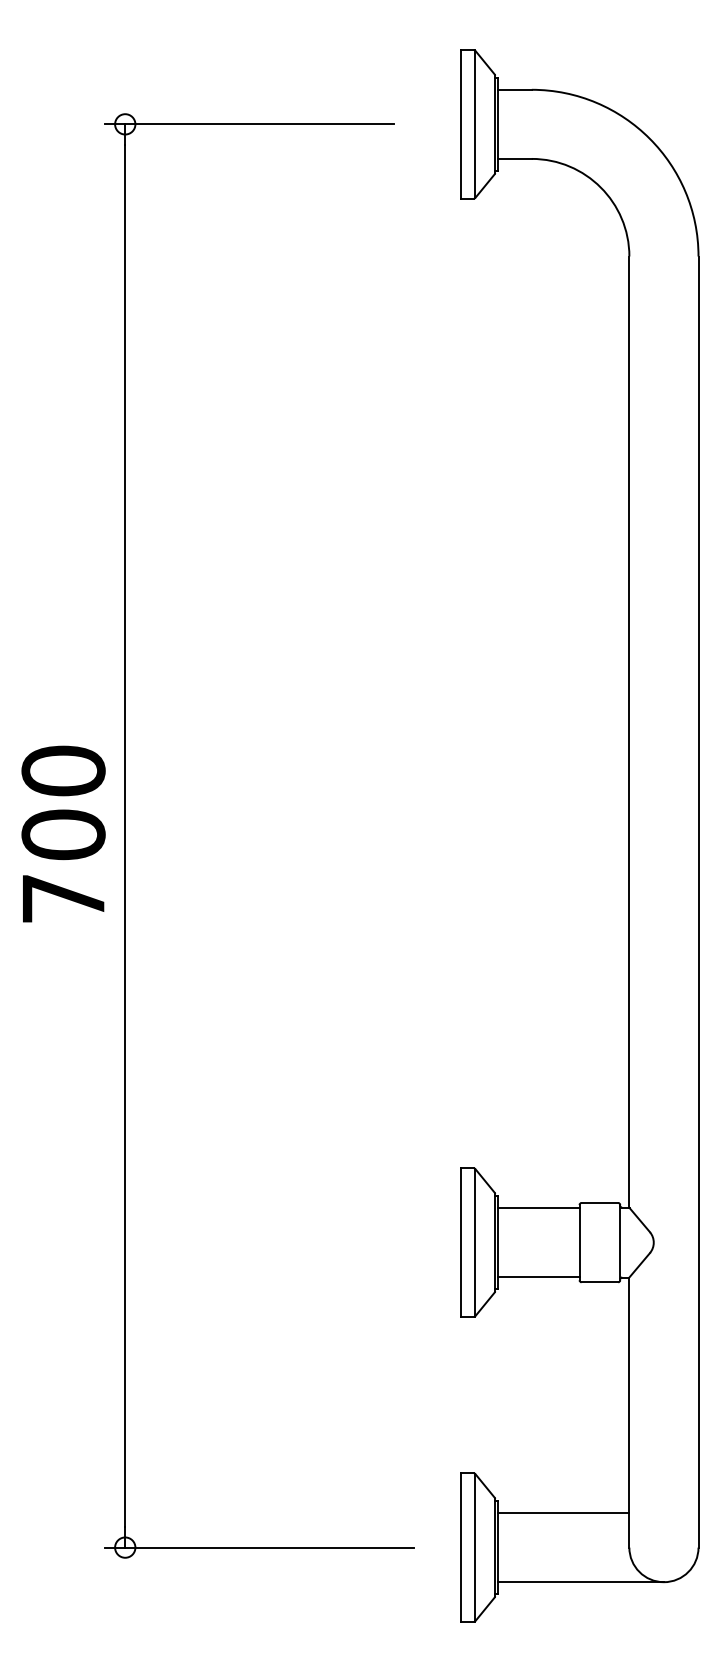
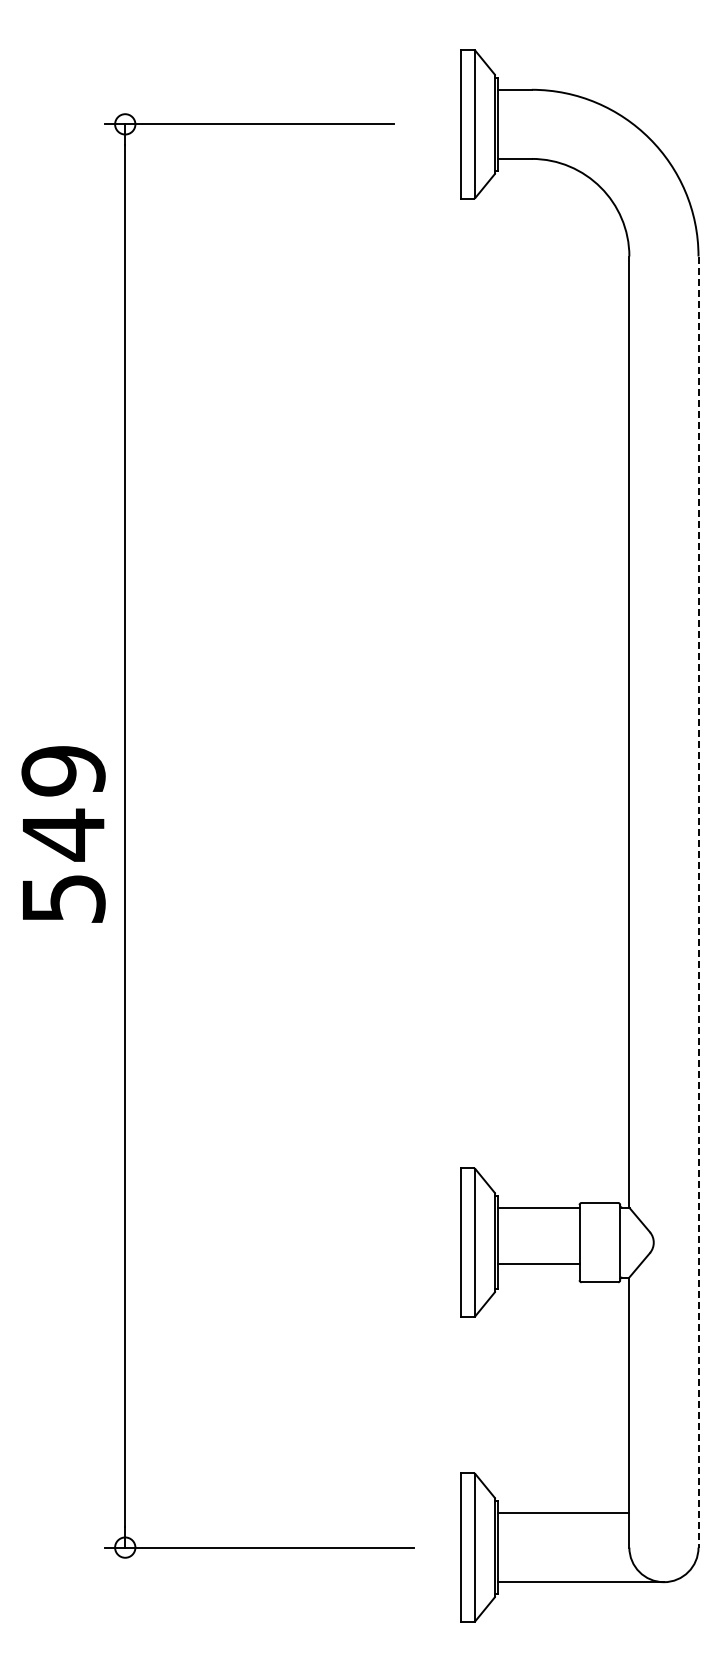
text: 700 -> 549 (63, 833)
line: solid -> dashed (698, 902)
line position: (538, 1277) -> (538, 1264) (538, 1264)
